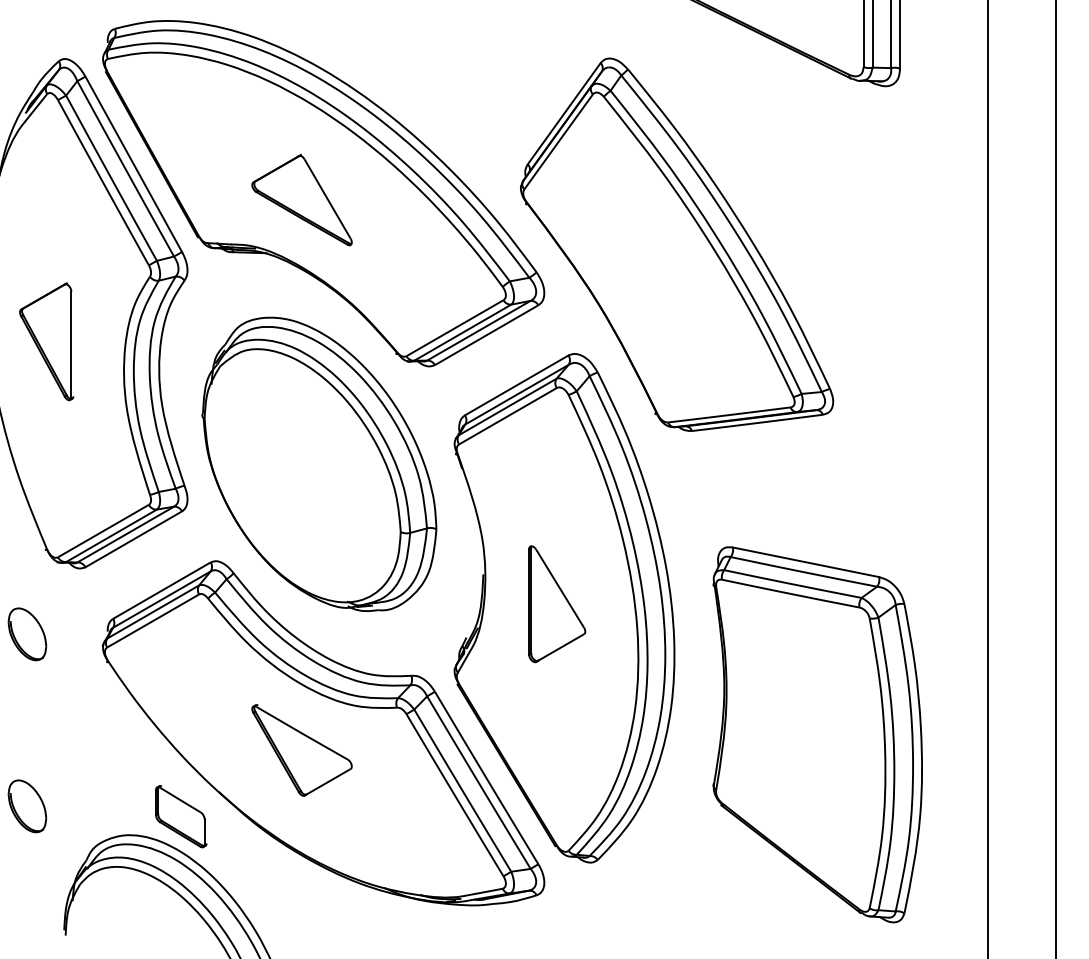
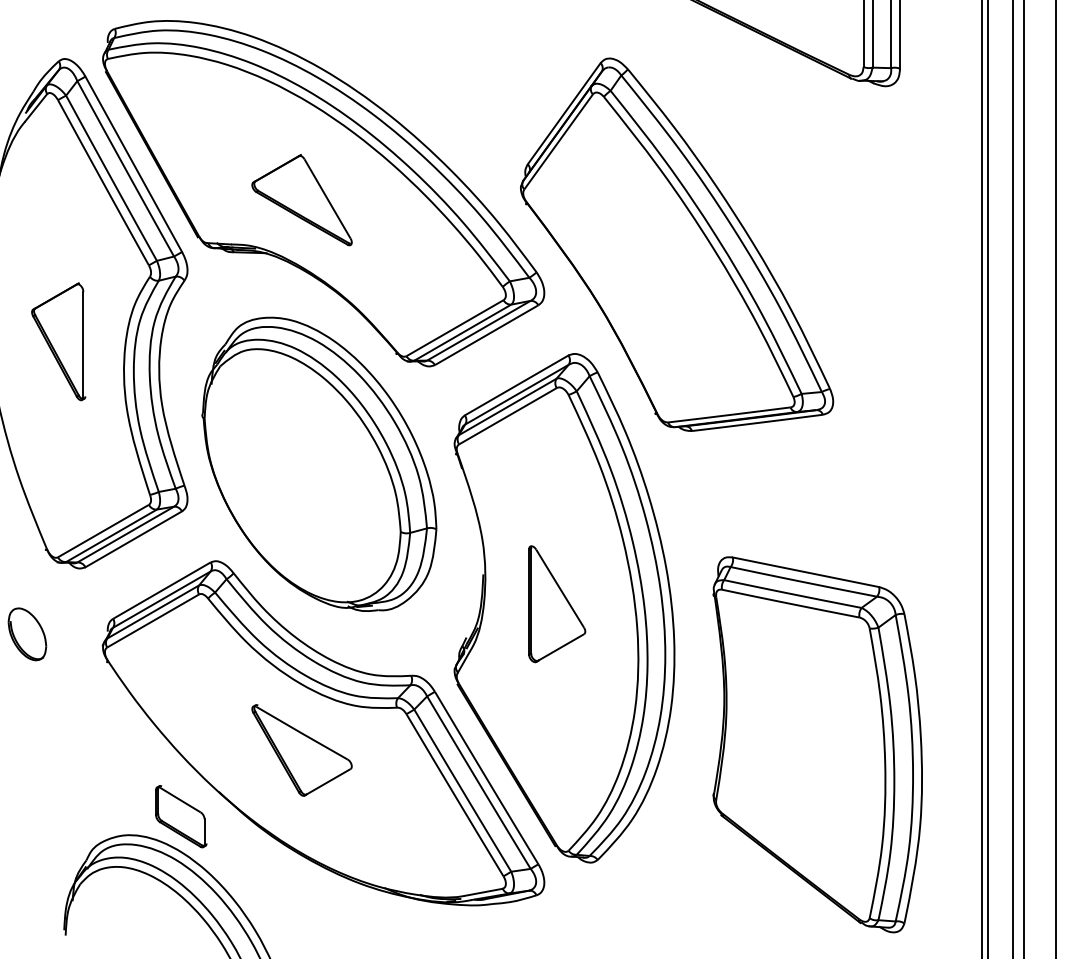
part position: (46, 341) -> (58, 341) (58, 341)
line: none -> present (982, 478)
line: none -> present (1013, 478)
line: none -> present (1024, 478)
part position: (817, 734) -> (817, 744) (817, 744)
part: present -> none (27, 806)
